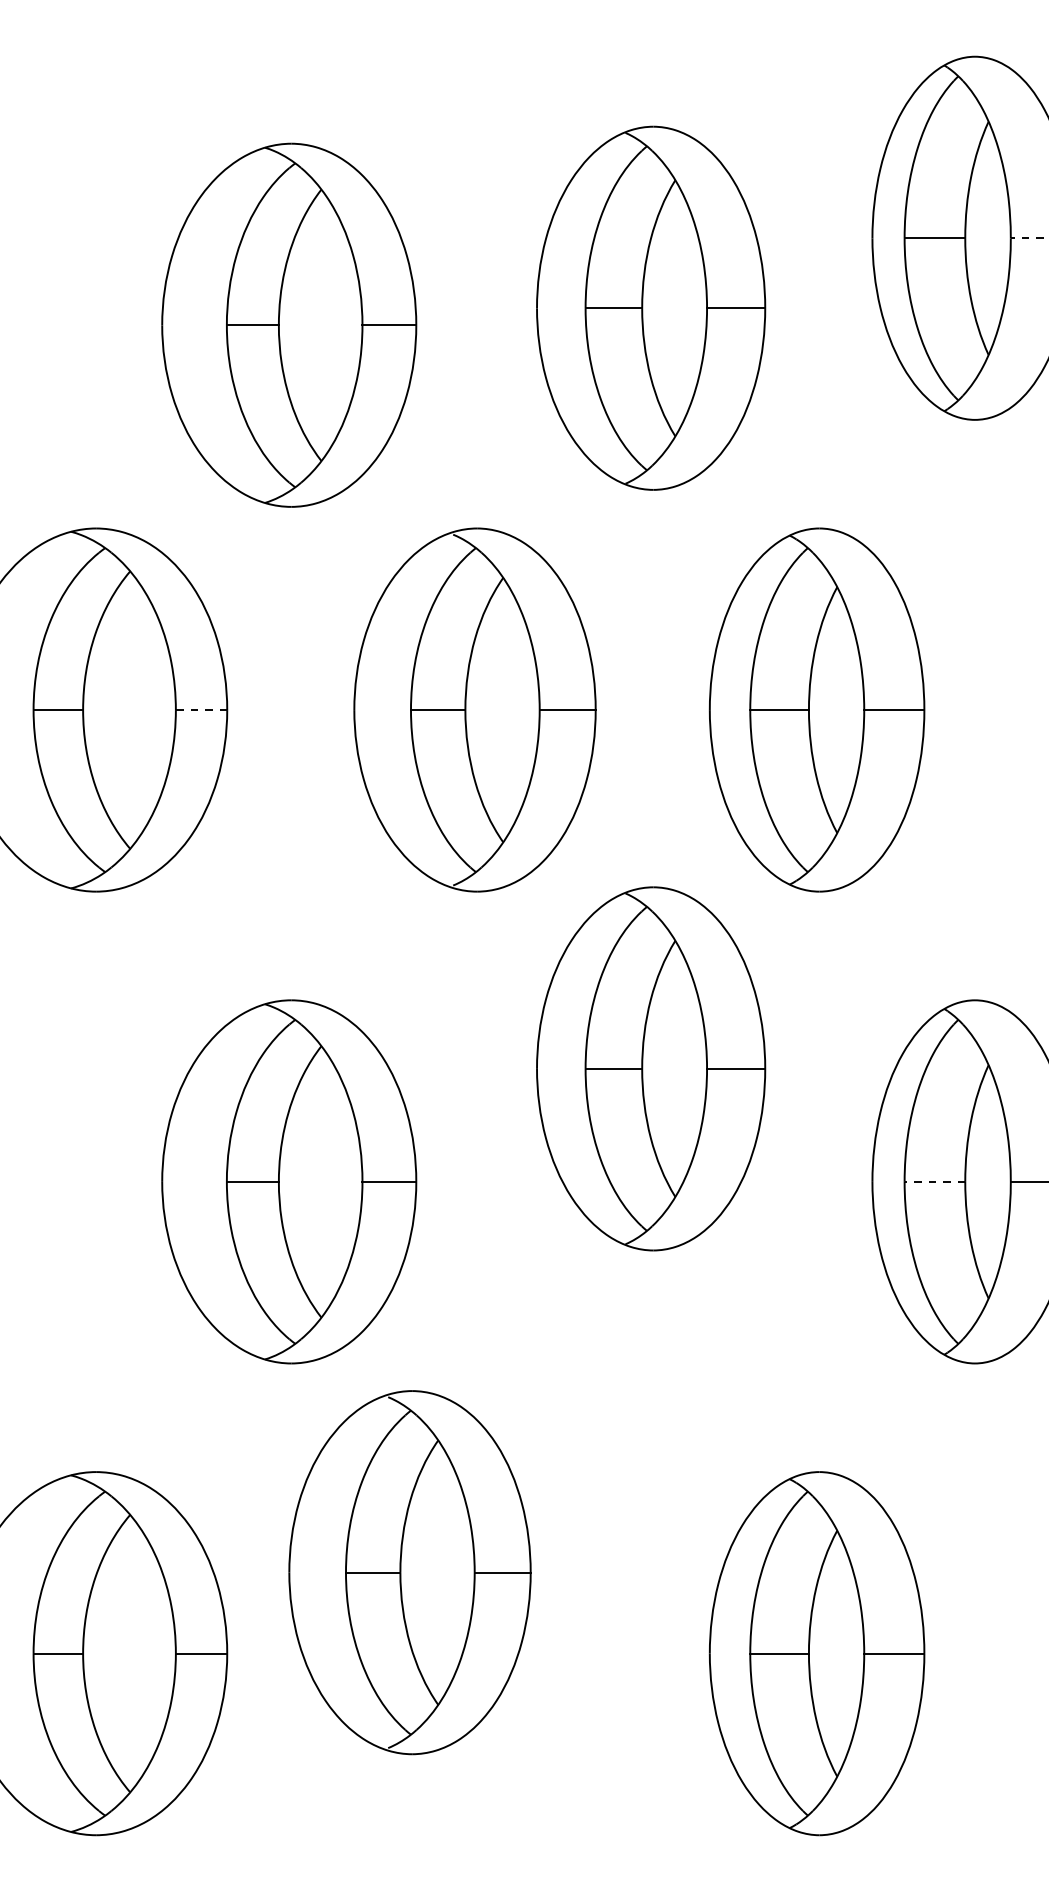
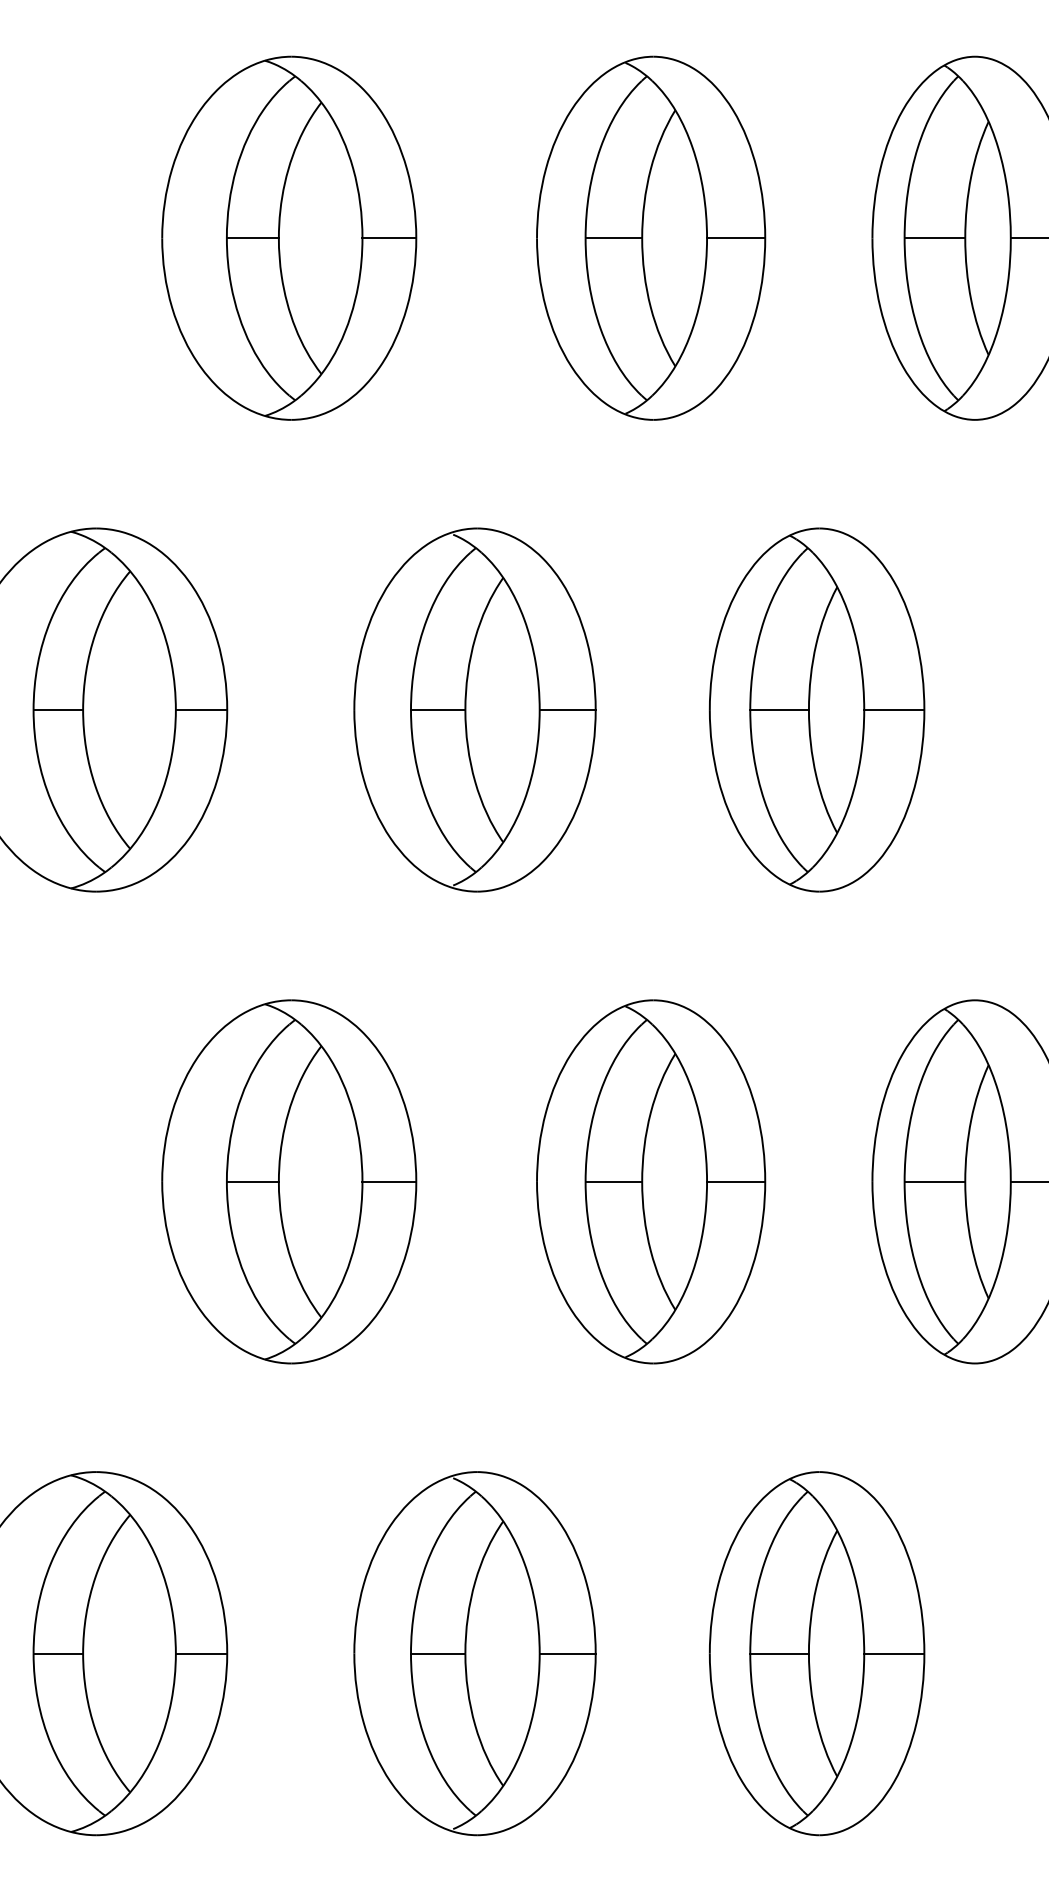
line: dashed -> solid (1029, 238)
part position: (651, 307) -> (651, 237) (651, 237)
part position: (289, 324) -> (289, 237) (289, 237)
line: dashed -> solid (201, 710)
part position: (651, 1068) -> (651, 1181) (651, 1181)
line: dashed -> solid (934, 1181)
part position: (409, 1572) -> (474, 1653) (474, 1653)
